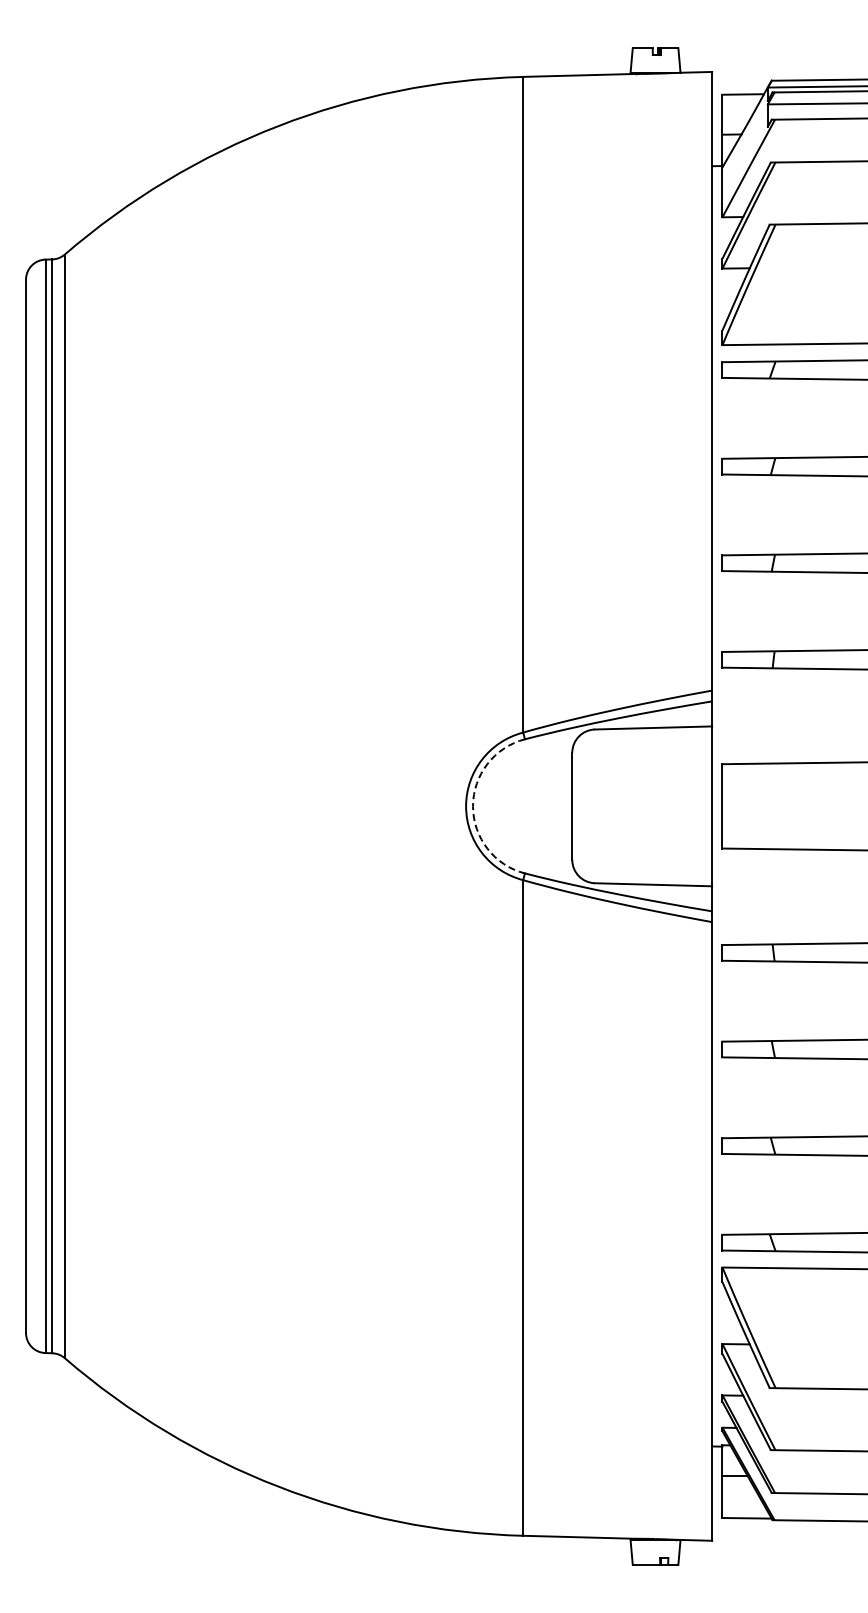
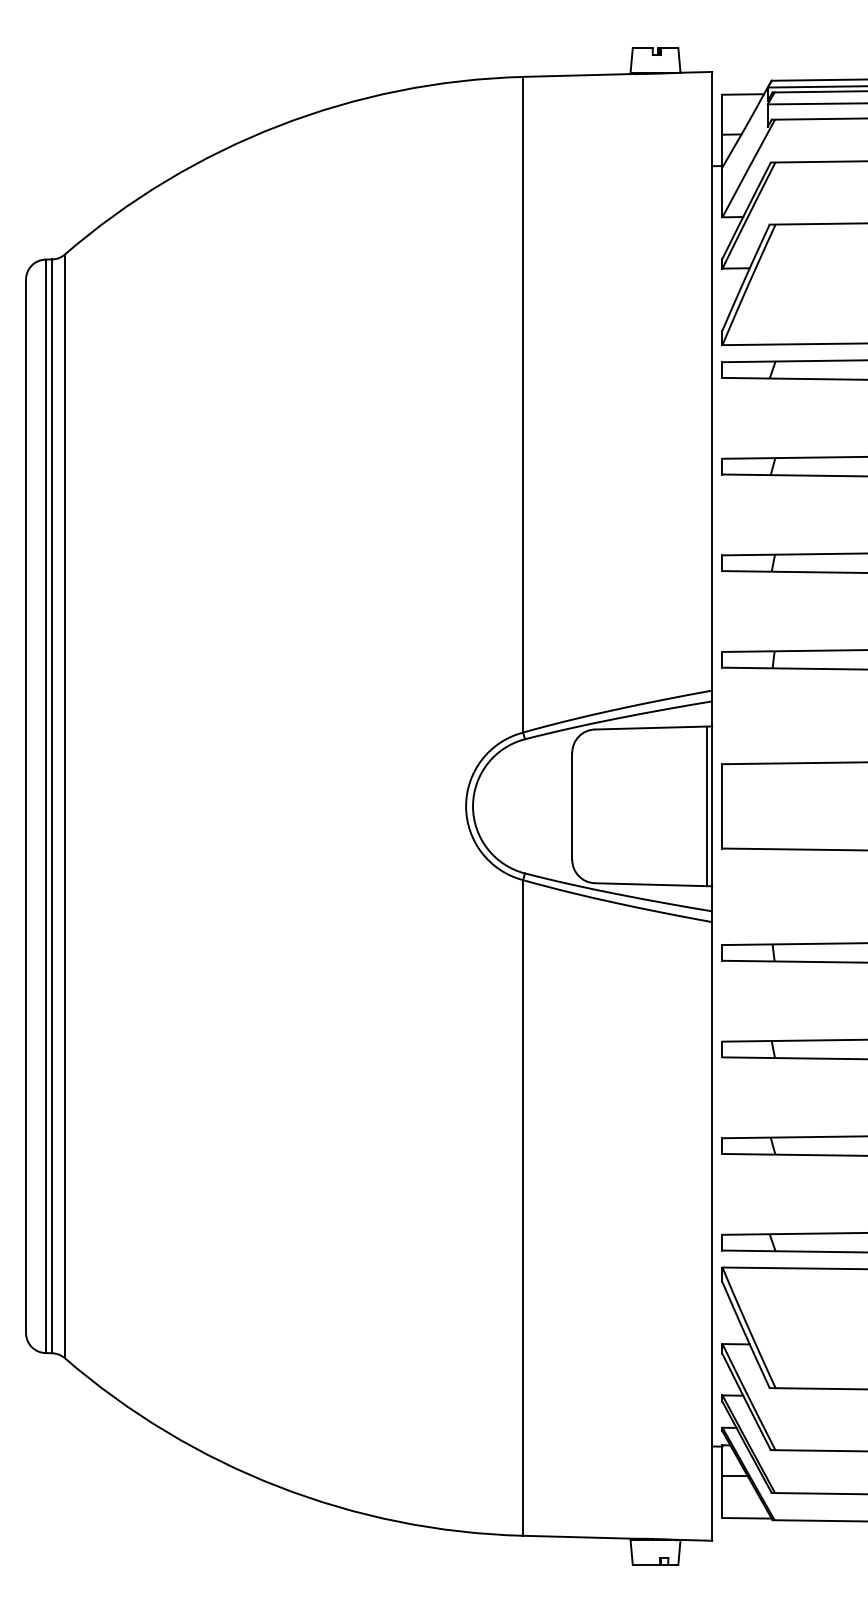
arc: dashed -> solid (473, 806)
line: none -> present (707, 806)
